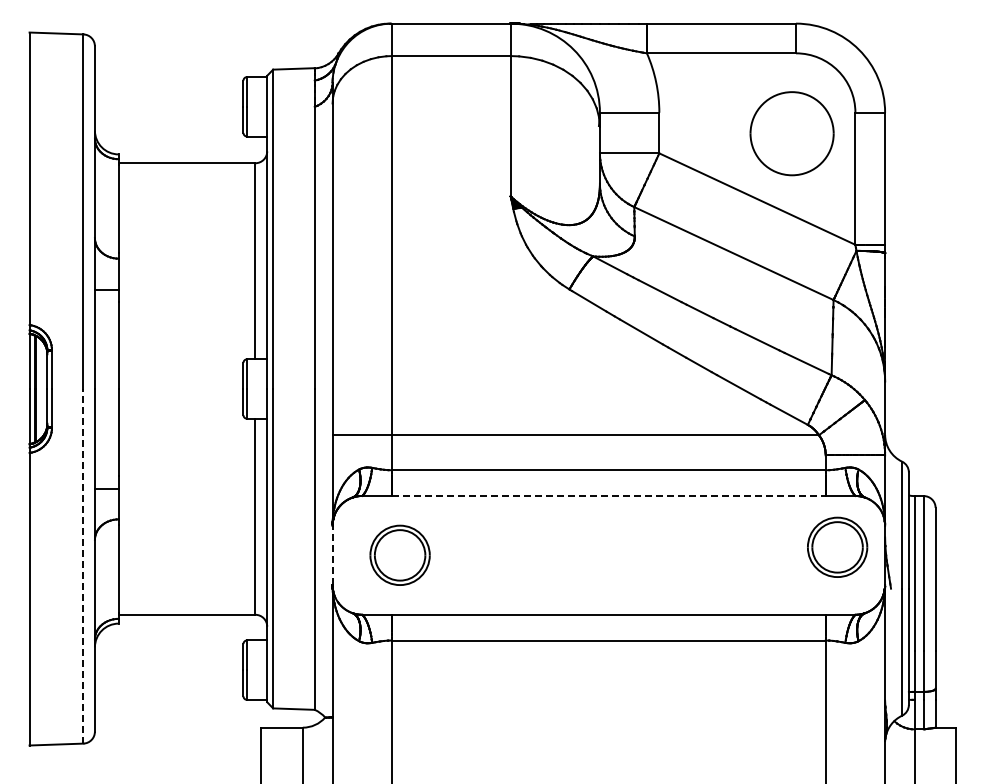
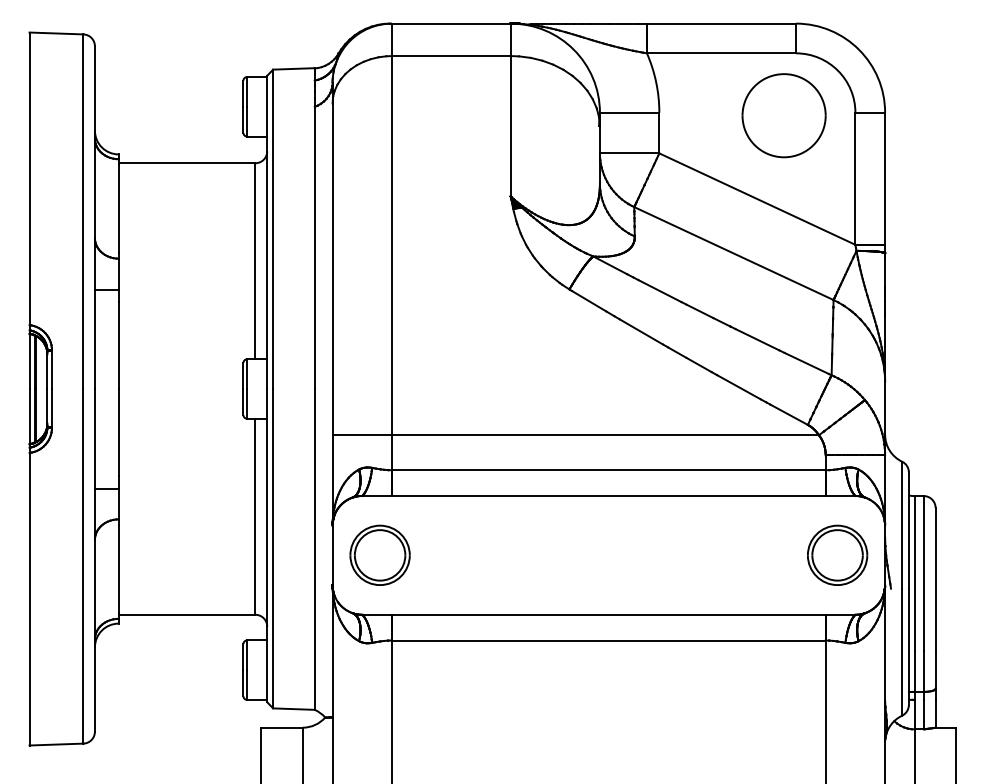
part position: (791, 133) -> (783, 115) (783, 115)
line: dashed -> solid (608, 495)
part position: (837, 546) -> (837, 554) (837, 554)
part position: (399, 554) -> (379, 554) (379, 554)
line: dashed -> solid (332, 555)
line: dashed -> solid (83, 565)
